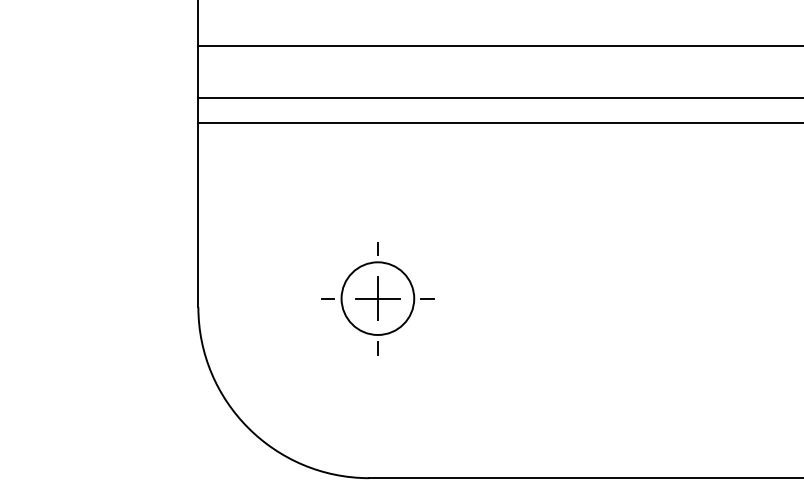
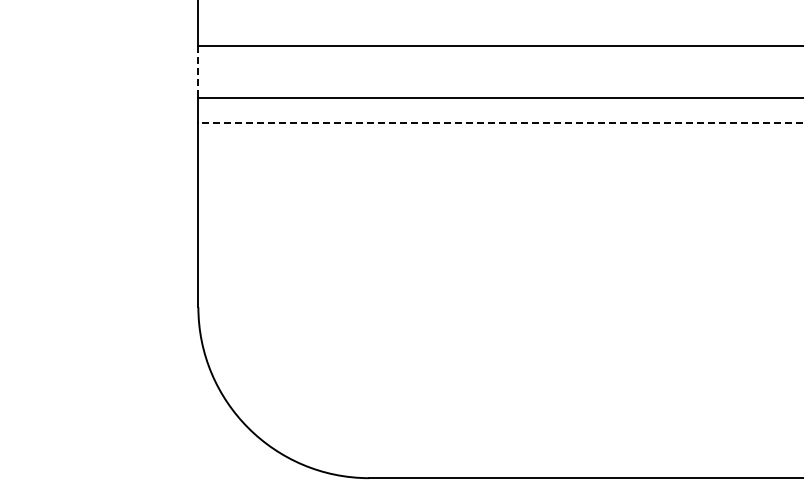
line: solid -> dashed (198, 72)
line: solid -> dashed (500, 123)
part: present -> none (377, 298)
